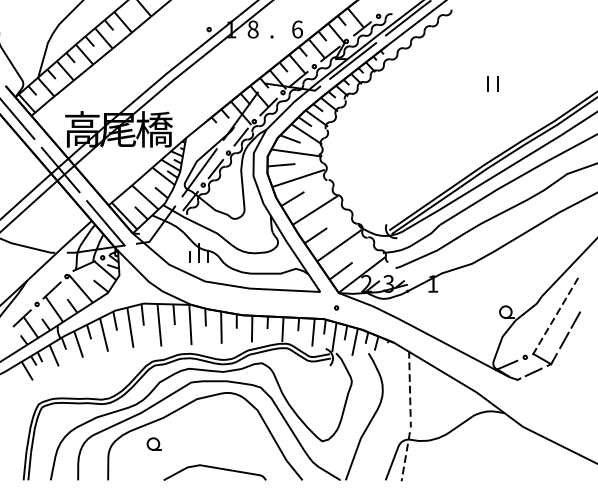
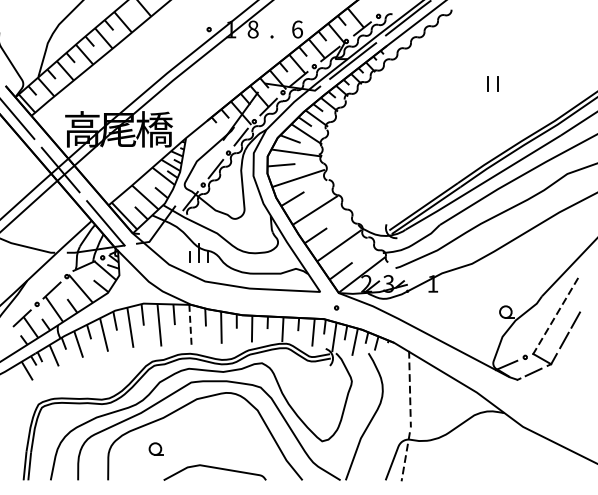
line: present -> none (199, 172)
line: solid -> dashed (190, 325)
part position: (153, 443) -> (155, 448) (155, 448)
